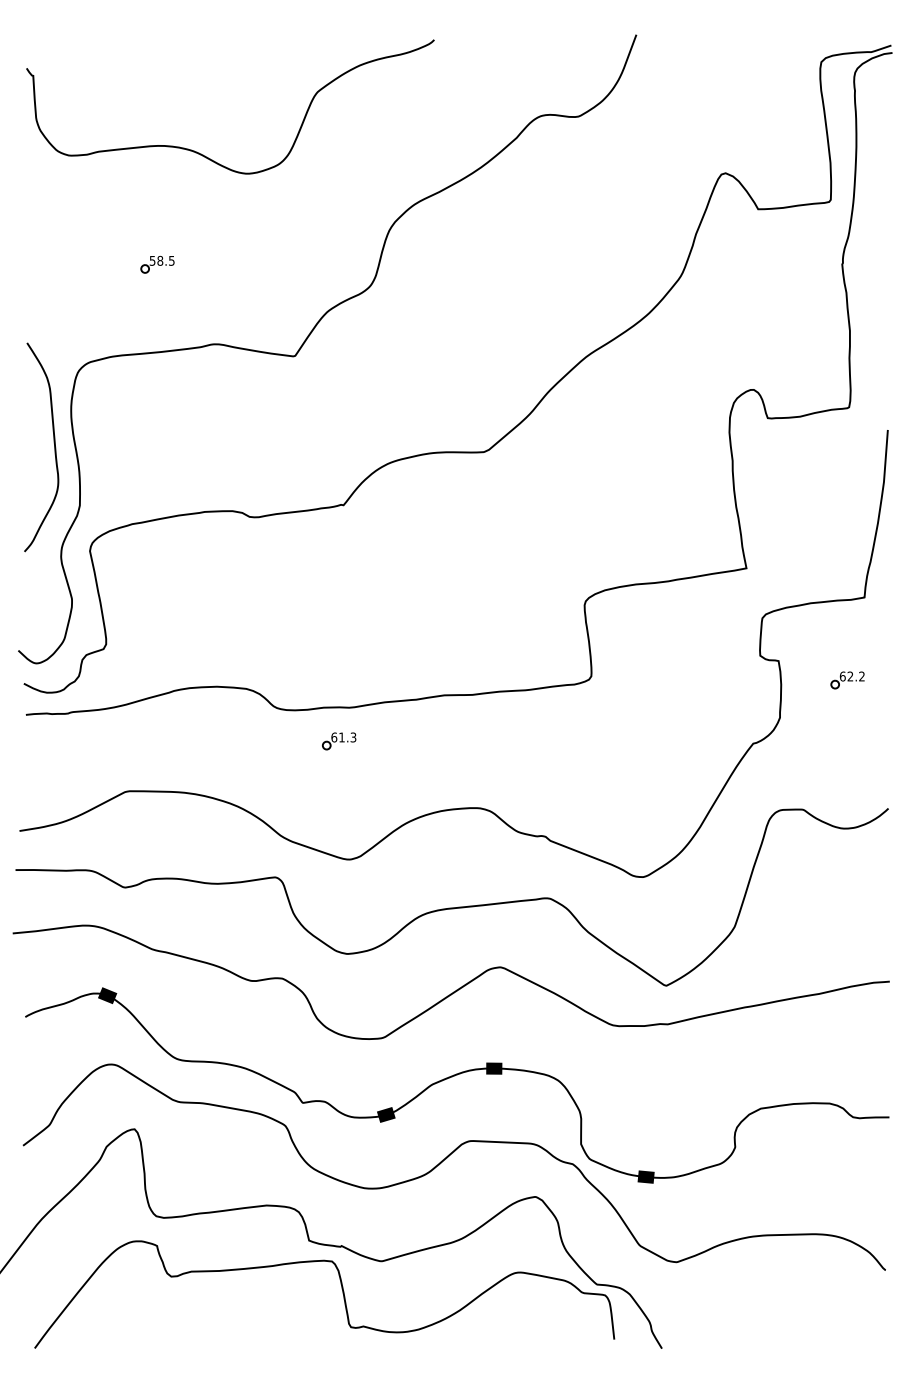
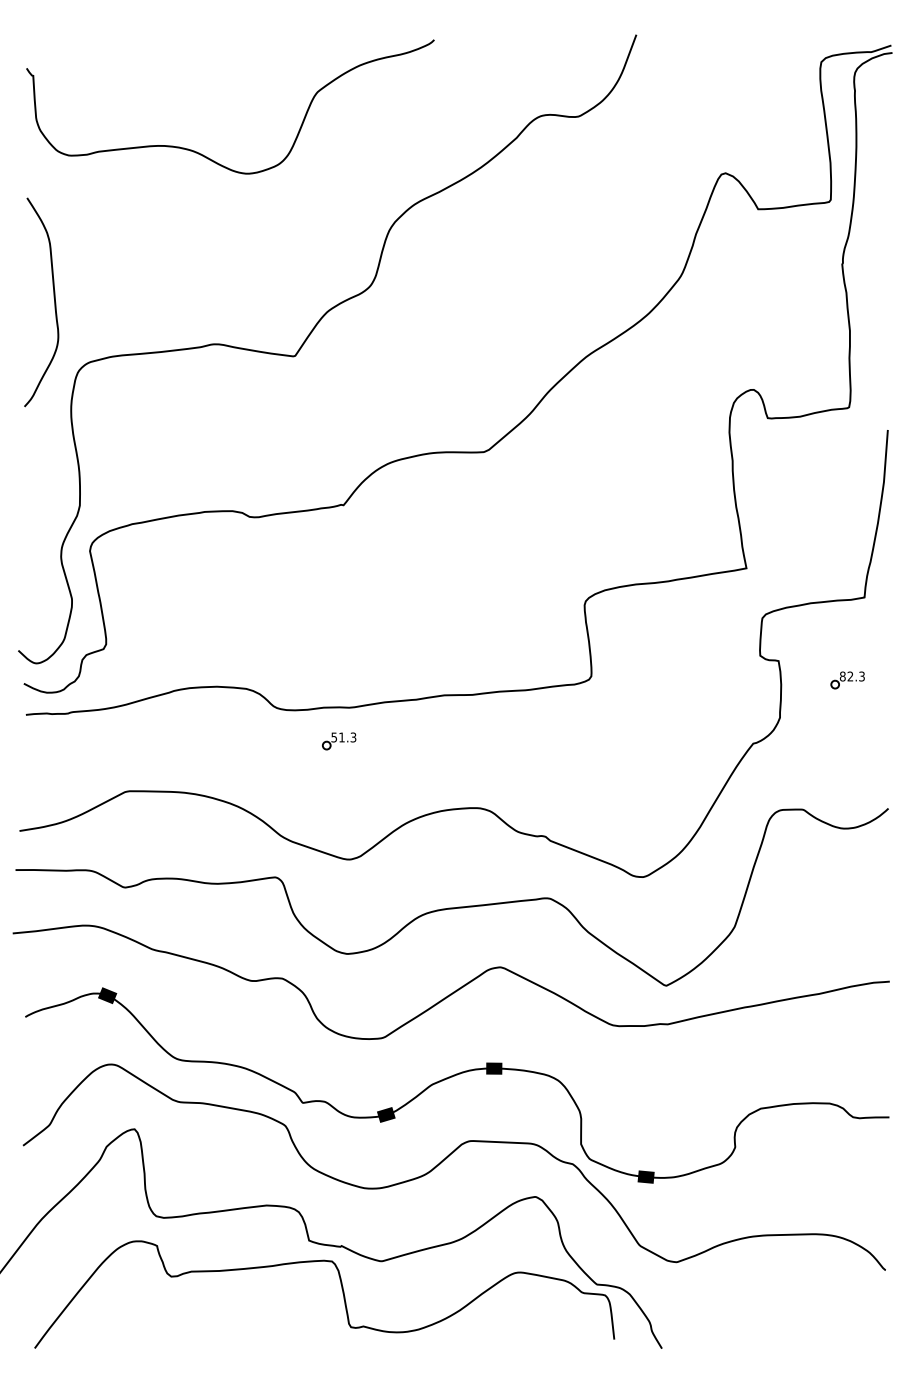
part: present -> none (157, 264)
curve position: (53, 442) -> (53, 297) (53, 297)
text: 62.2 -> 82.3 (851, 676)
text: 61.3 -> 51.3 (334, 737)
